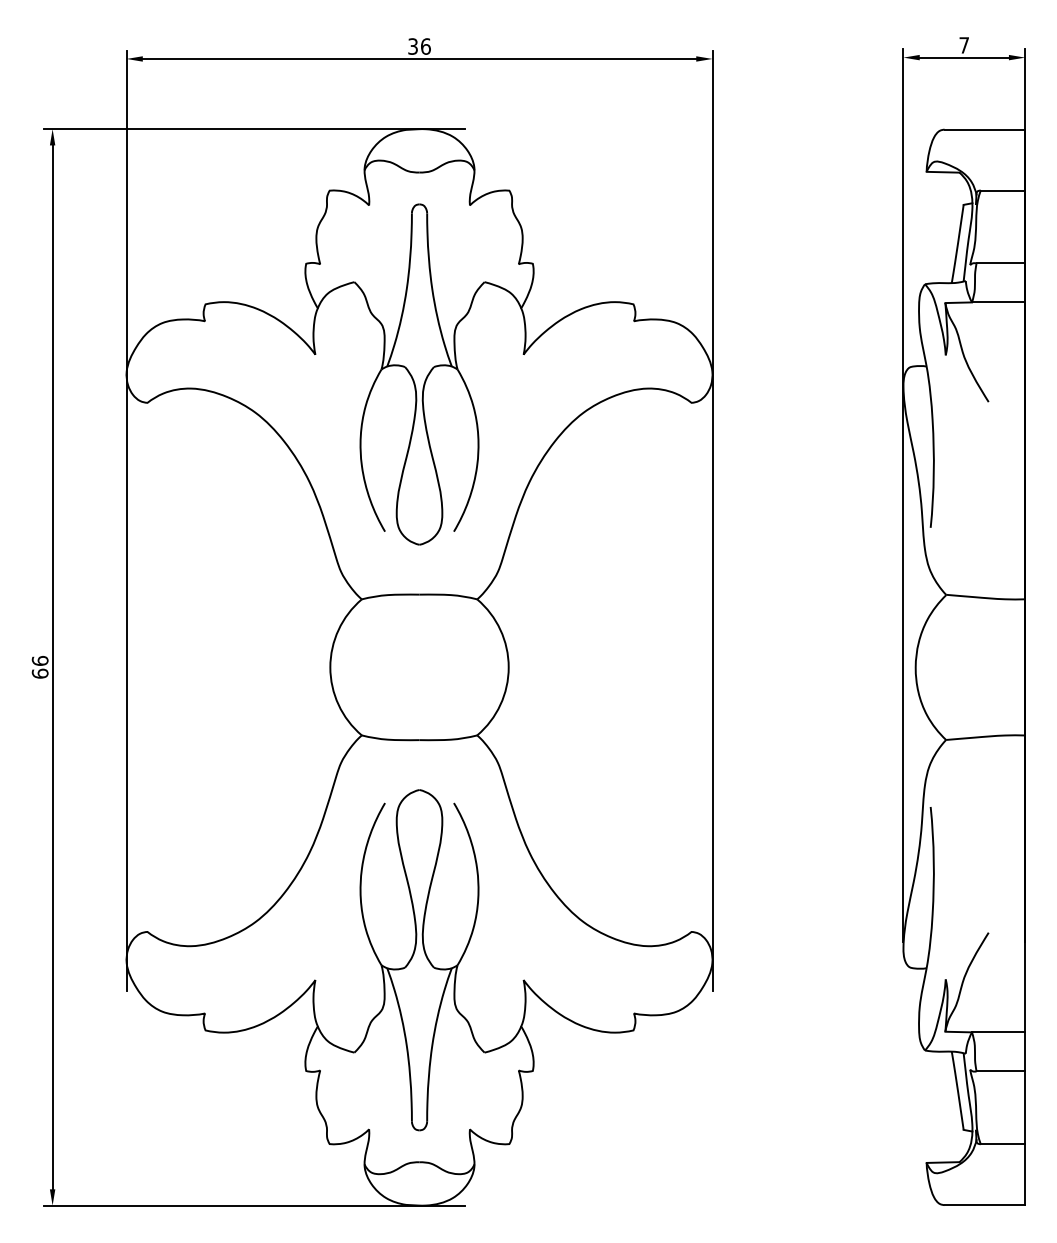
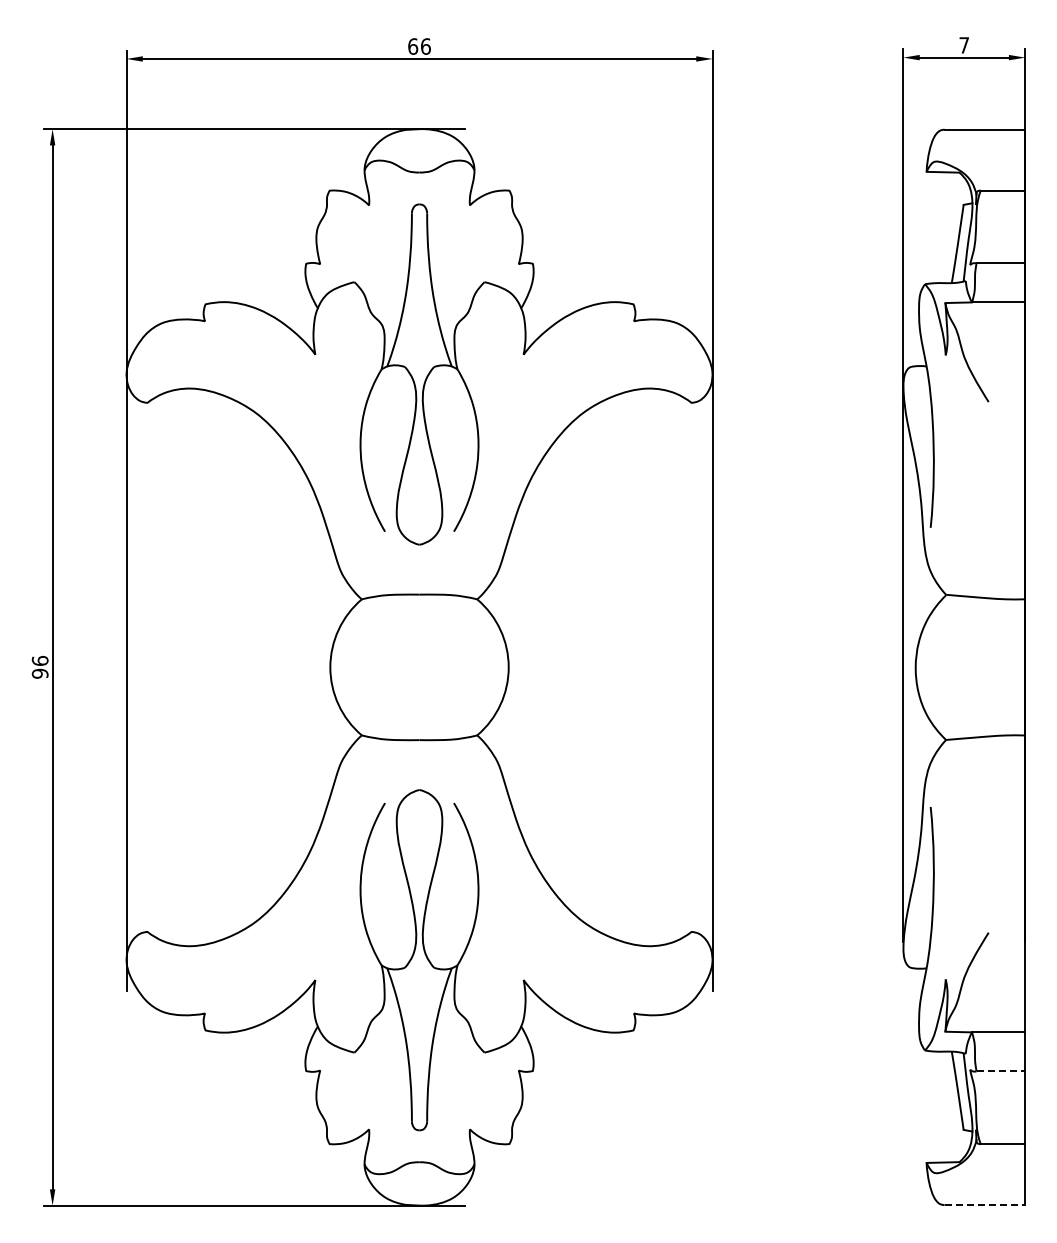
text: 36 -> 66 (413, 46)
text: 66 -> 96 (39, 673)
line: solid -> dashed (1001, 1071)
line: solid -> dashed (985, 1205)
